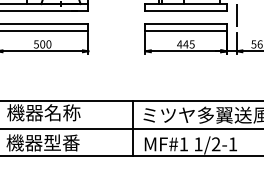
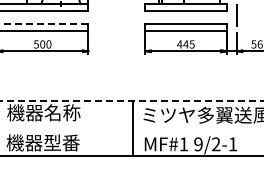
line: solid -> dashed (44, 24)
line: solid -> dashed (132, 101)
line: present -> none (131, 128)
text: 1/2-1 -> 9/2-1 (198, 144)
